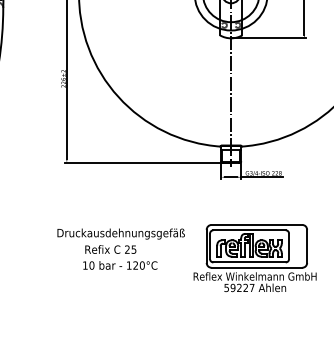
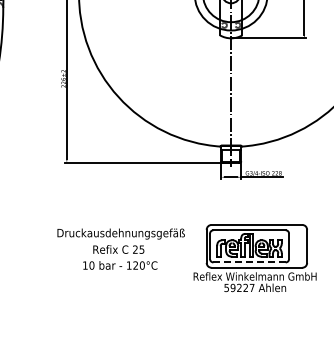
text position: (110, 249) -> (118, 249) (118, 249)
line: solid -> dashed (250, 262)
